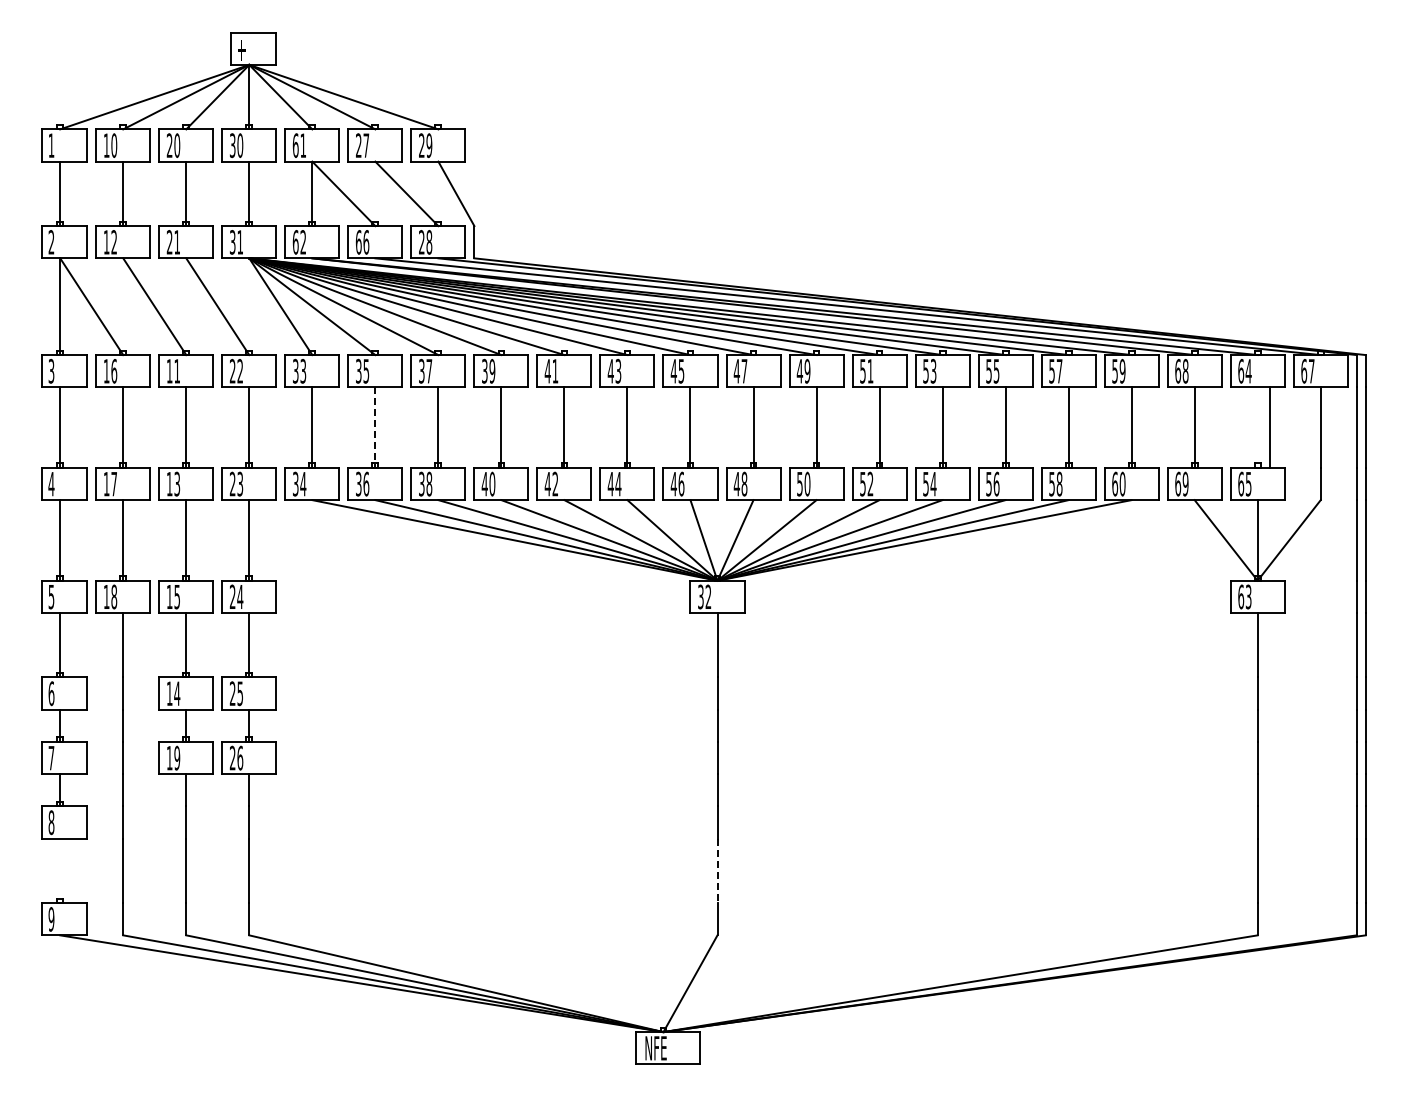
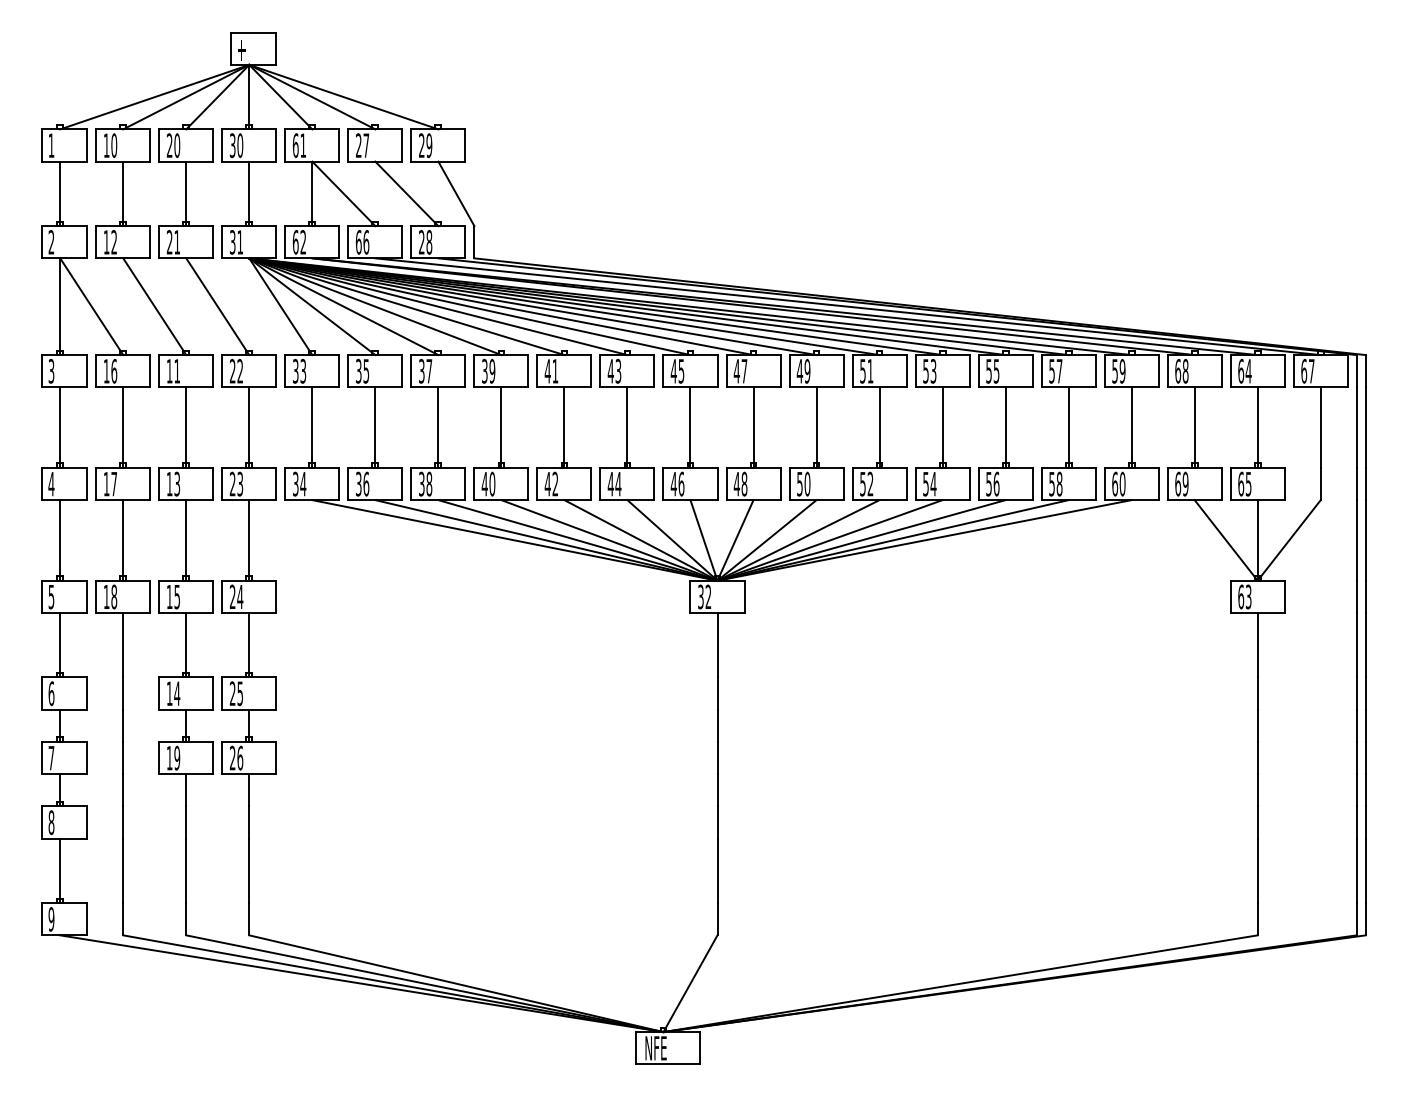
line position: (1269, 427) -> (1257, 427) (1257, 427)
line: dashed -> solid (375, 428)
line: none -> present (60, 870)
line: dashed -> solid (717, 871)
